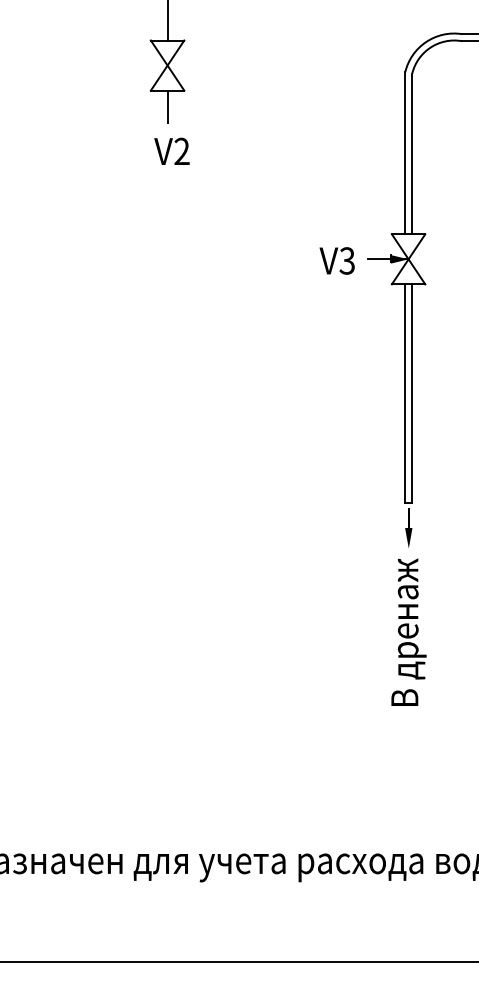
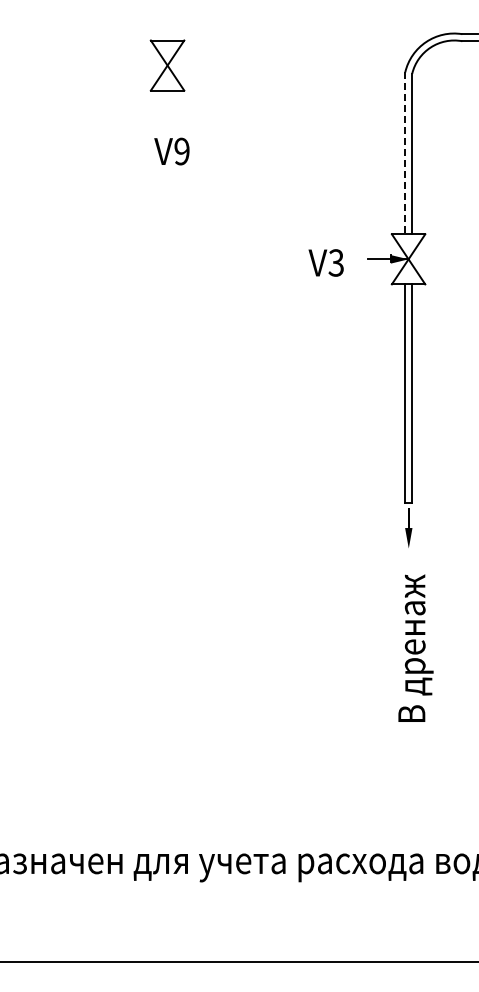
line: present -> none (167, 21)
line: present -> none (167, 106)
text: V2 -> V9 (181, 151)
line: solid -> dashed (405, 153)
text position: (336, 260) -> (325, 262) (325, 262)
text position: (408, 631) -> (415, 647) (415, 647)
